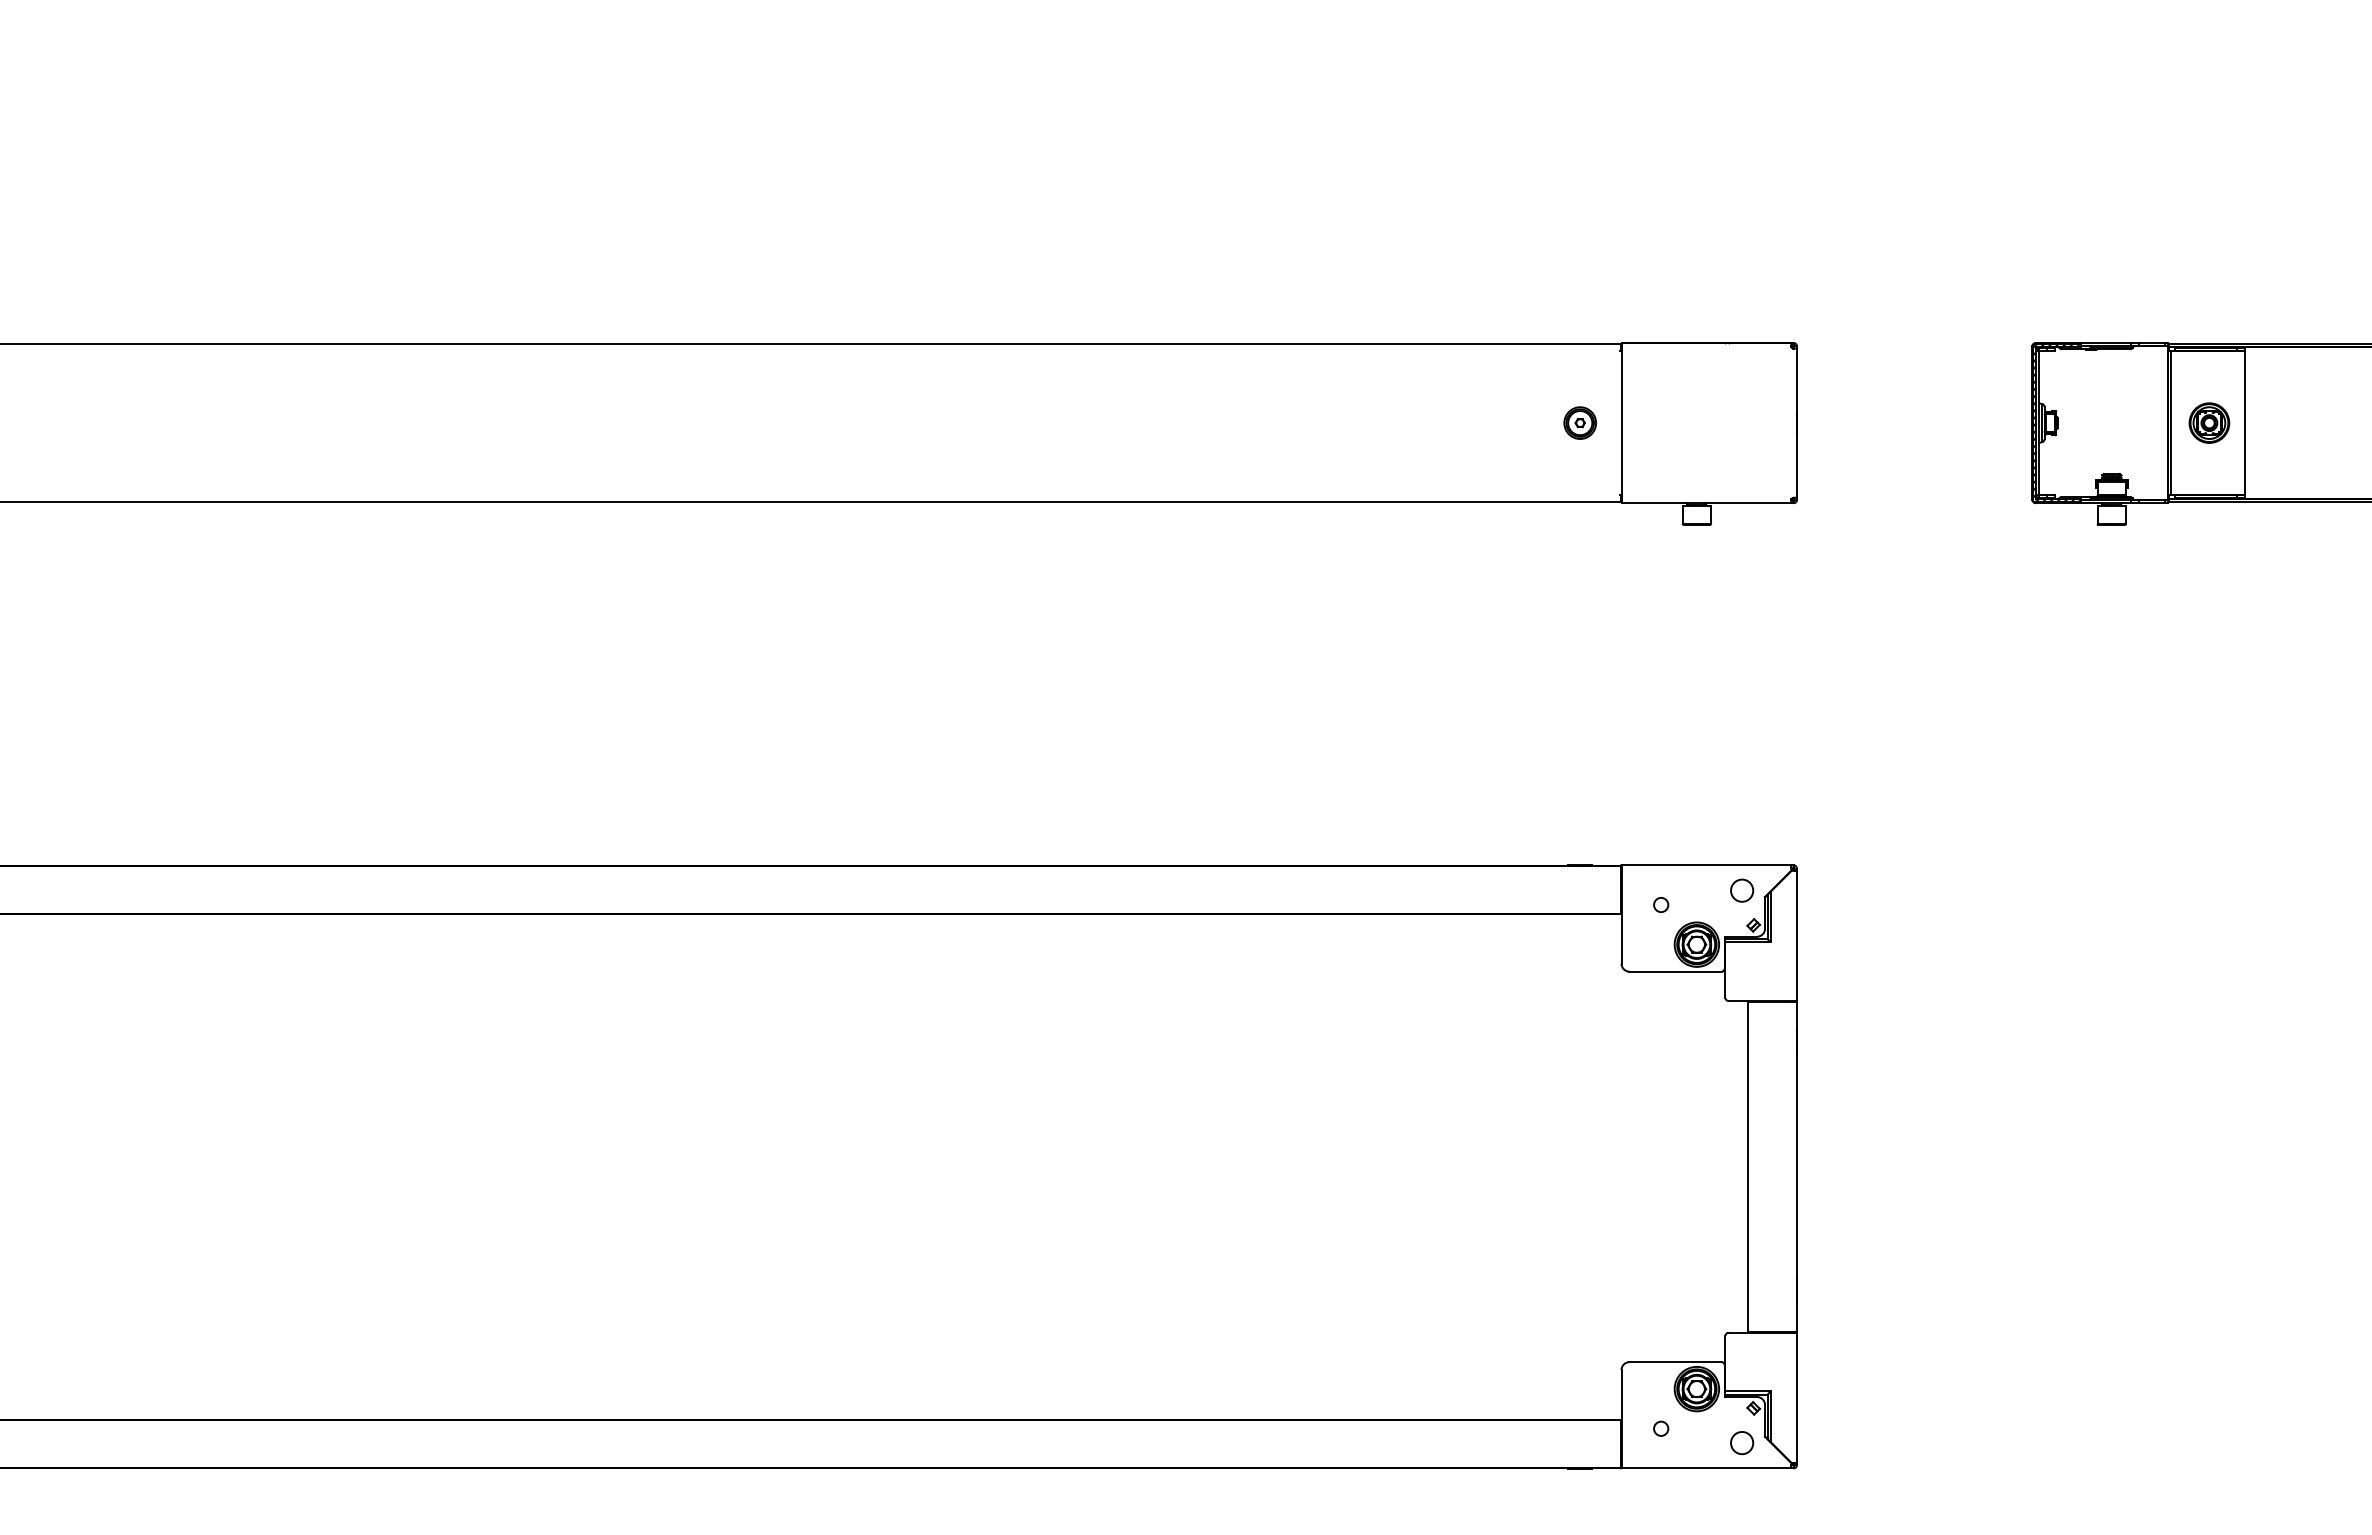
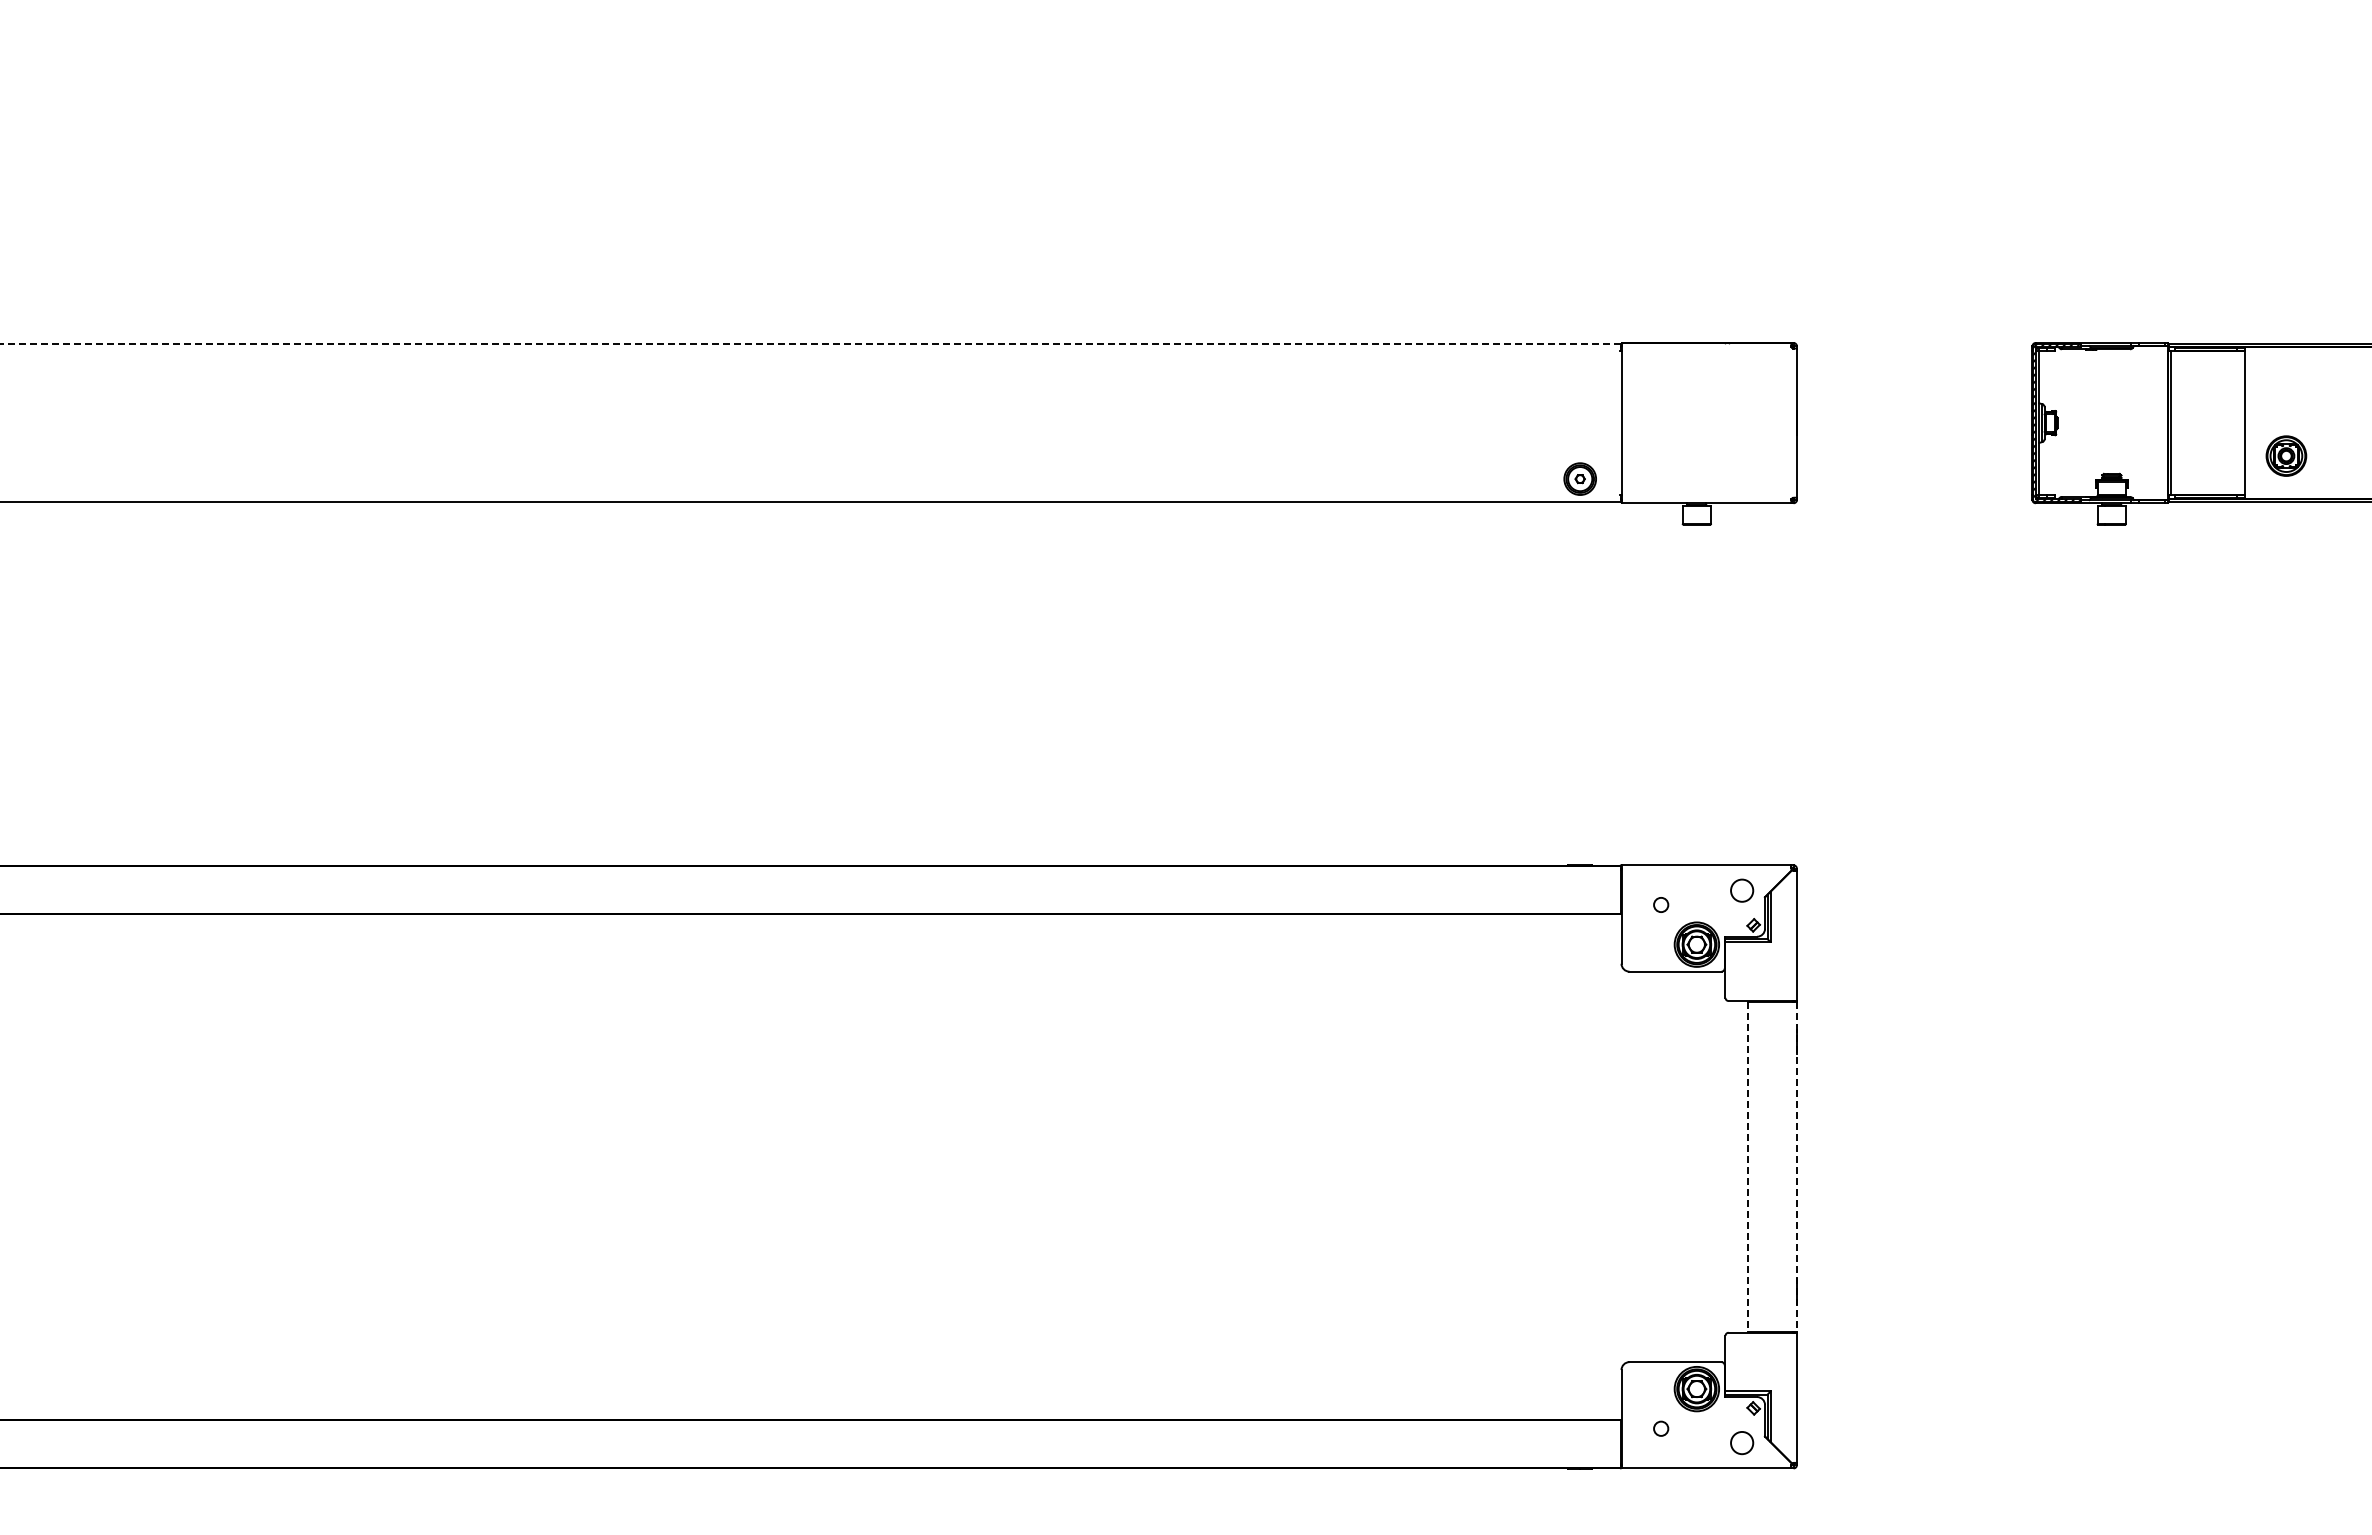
line: solid -> dashed (809, 343)
part position: (1579, 422) -> (1579, 478) (1579, 478)
part position: (2209, 422) -> (2286, 455) (2286, 455)
line: solid -> dashed (1748, 1167)
line: solid -> dashed (1796, 1167)
